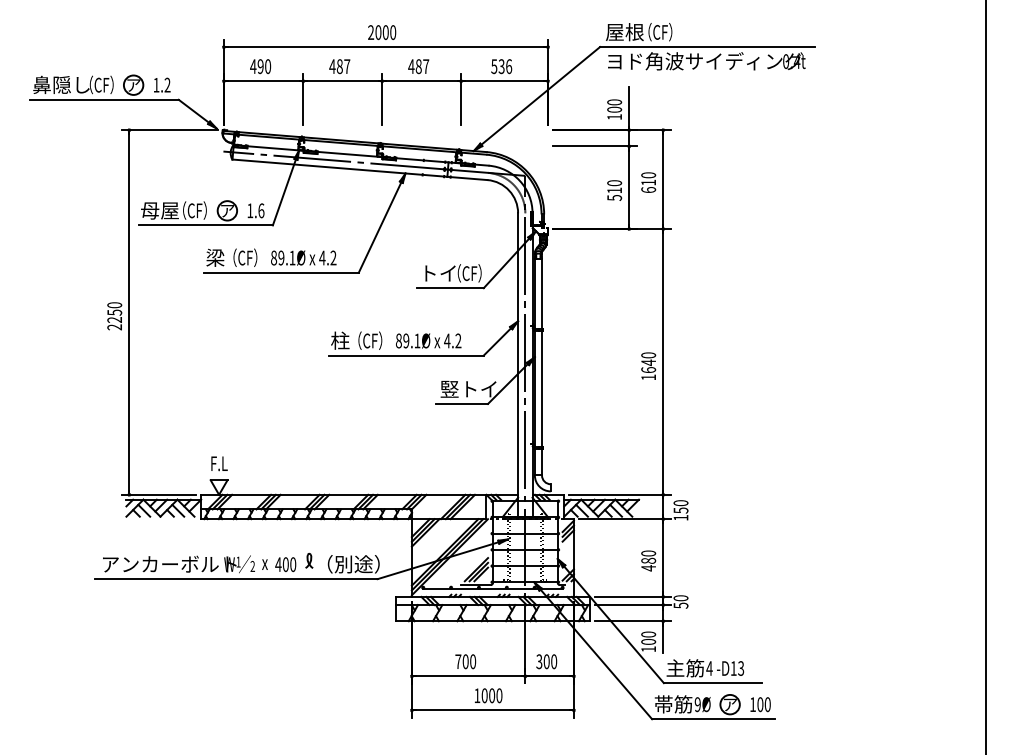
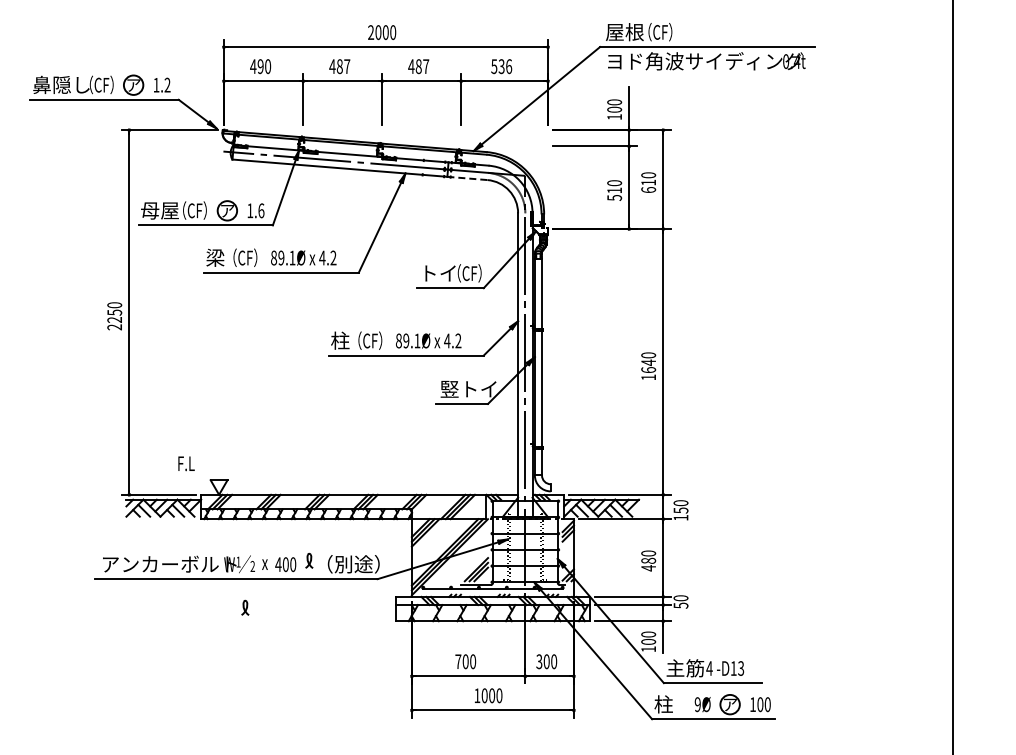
line: solid -> dashed (467, 178)
line position: (985, 376) -> (952, 376) (952, 376)
text position: (219, 463) -> (186, 463) (186, 463)
part: none -> present (245, 607)
text: 帯筋 -> 柱 (673, 704)
